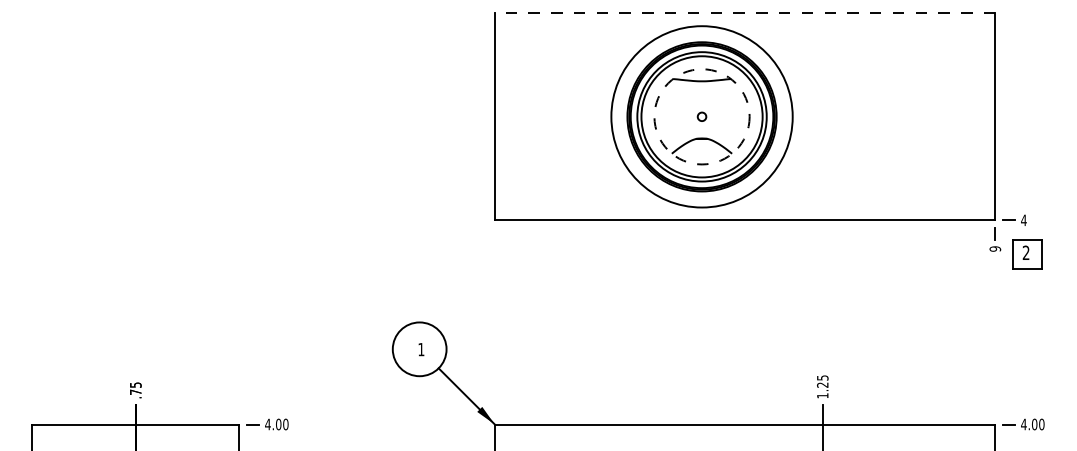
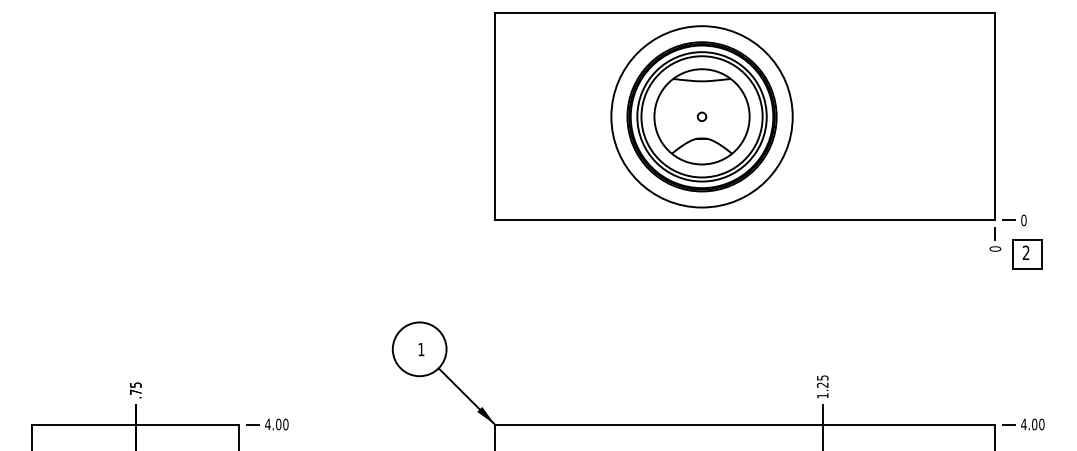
line: dashed -> solid (744, 13)
circle: dashed -> solid (701, 116)
text: 4 -> 0 (1023, 220)
text: 9 -> 0 (995, 248)
